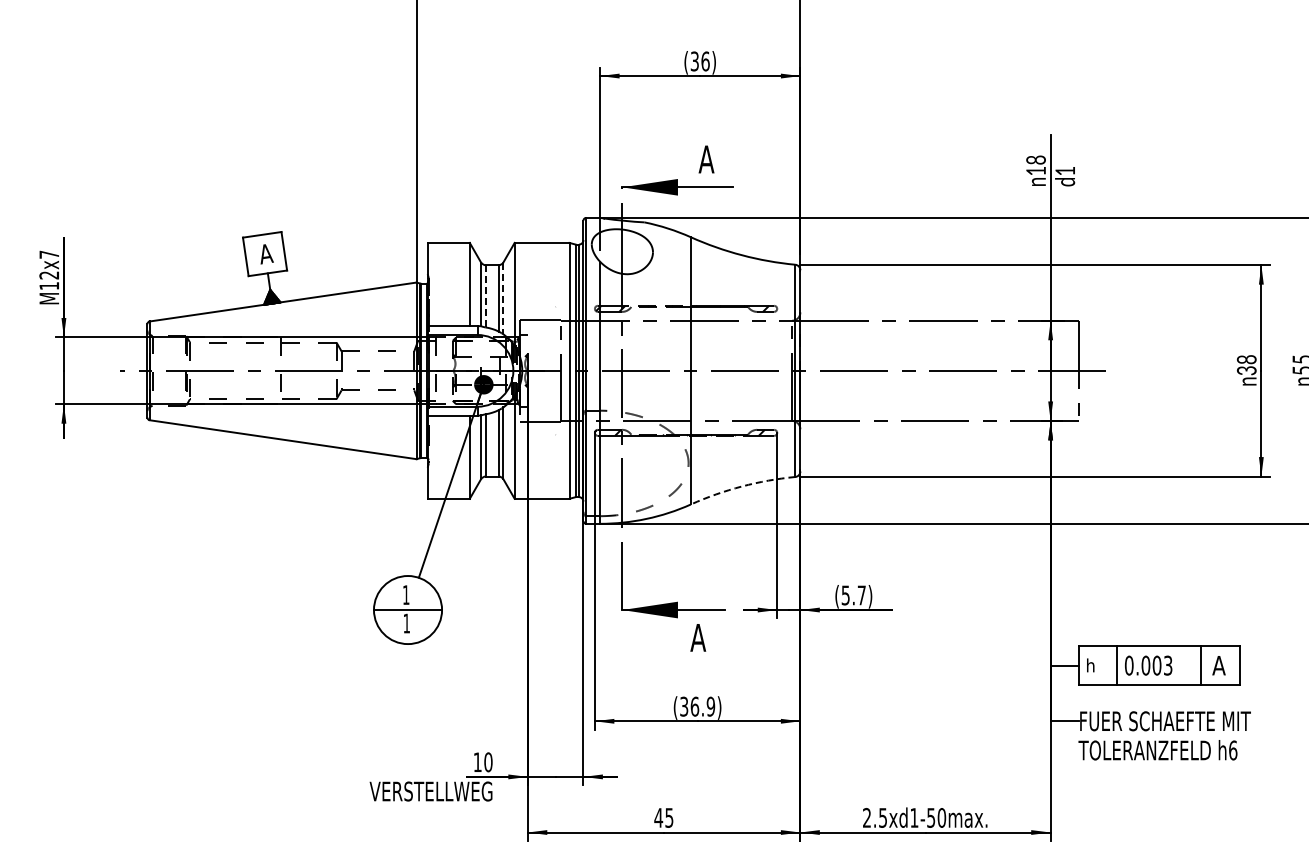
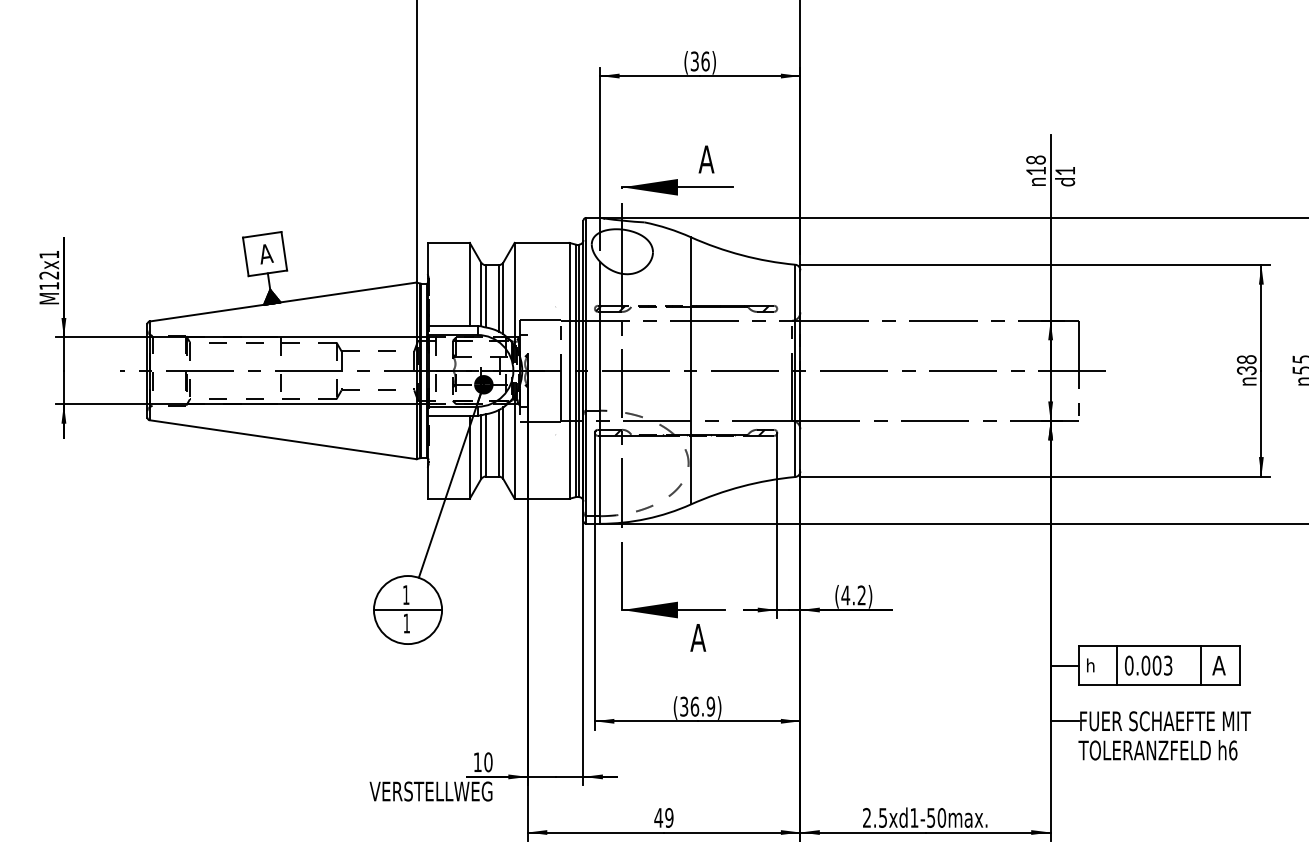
text: M12x7 -> M12x1 (48, 254)
line: dashed -> solid (485, 295)
line: dashed -> solid (503, 298)
arc: dashed -> solid (741, 486)
text: (5.7) -> (4.2) (853, 595)
text: 45 -> 49 (669, 817)
